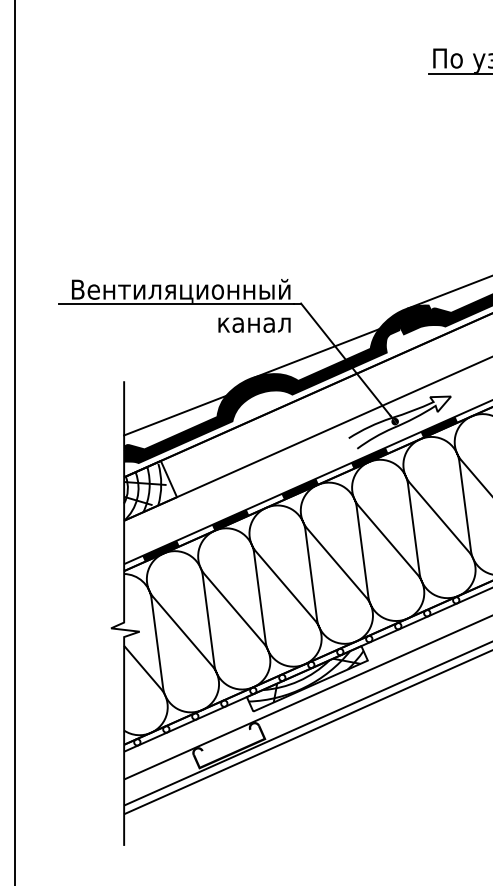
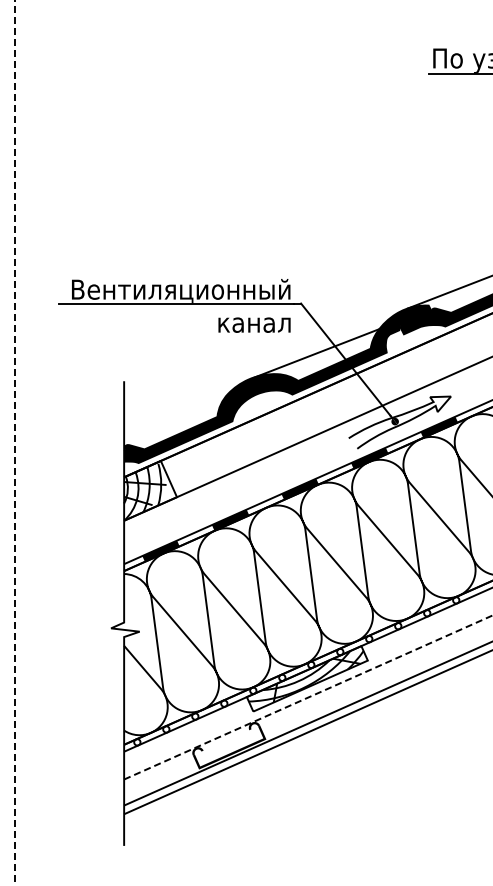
line: present -> none (175, 415)
line: solid -> dashed (14, 442)
line: solid -> dashed (308, 697)
